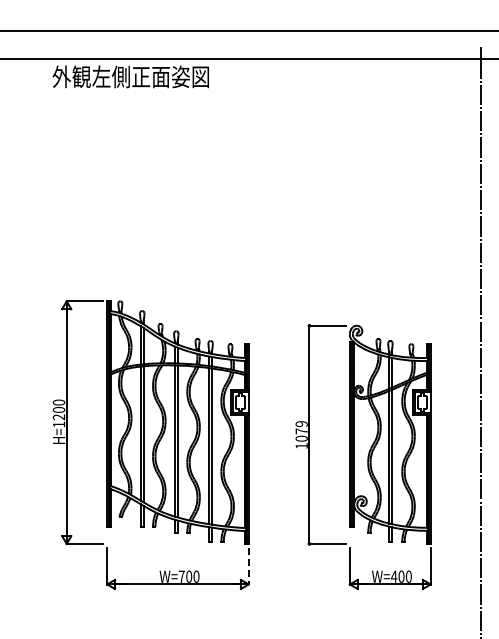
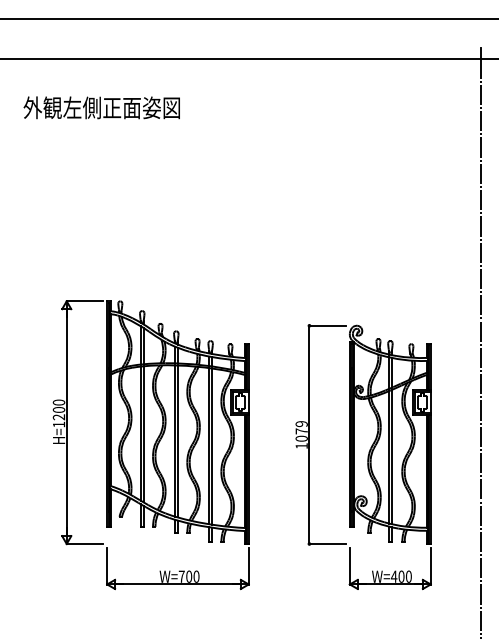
line position: (248, 31) -> (248, 19) (248, 19)
text position: (130, 76) -> (101, 107) (101, 107)
line: dashed -> solid (248, 566)
